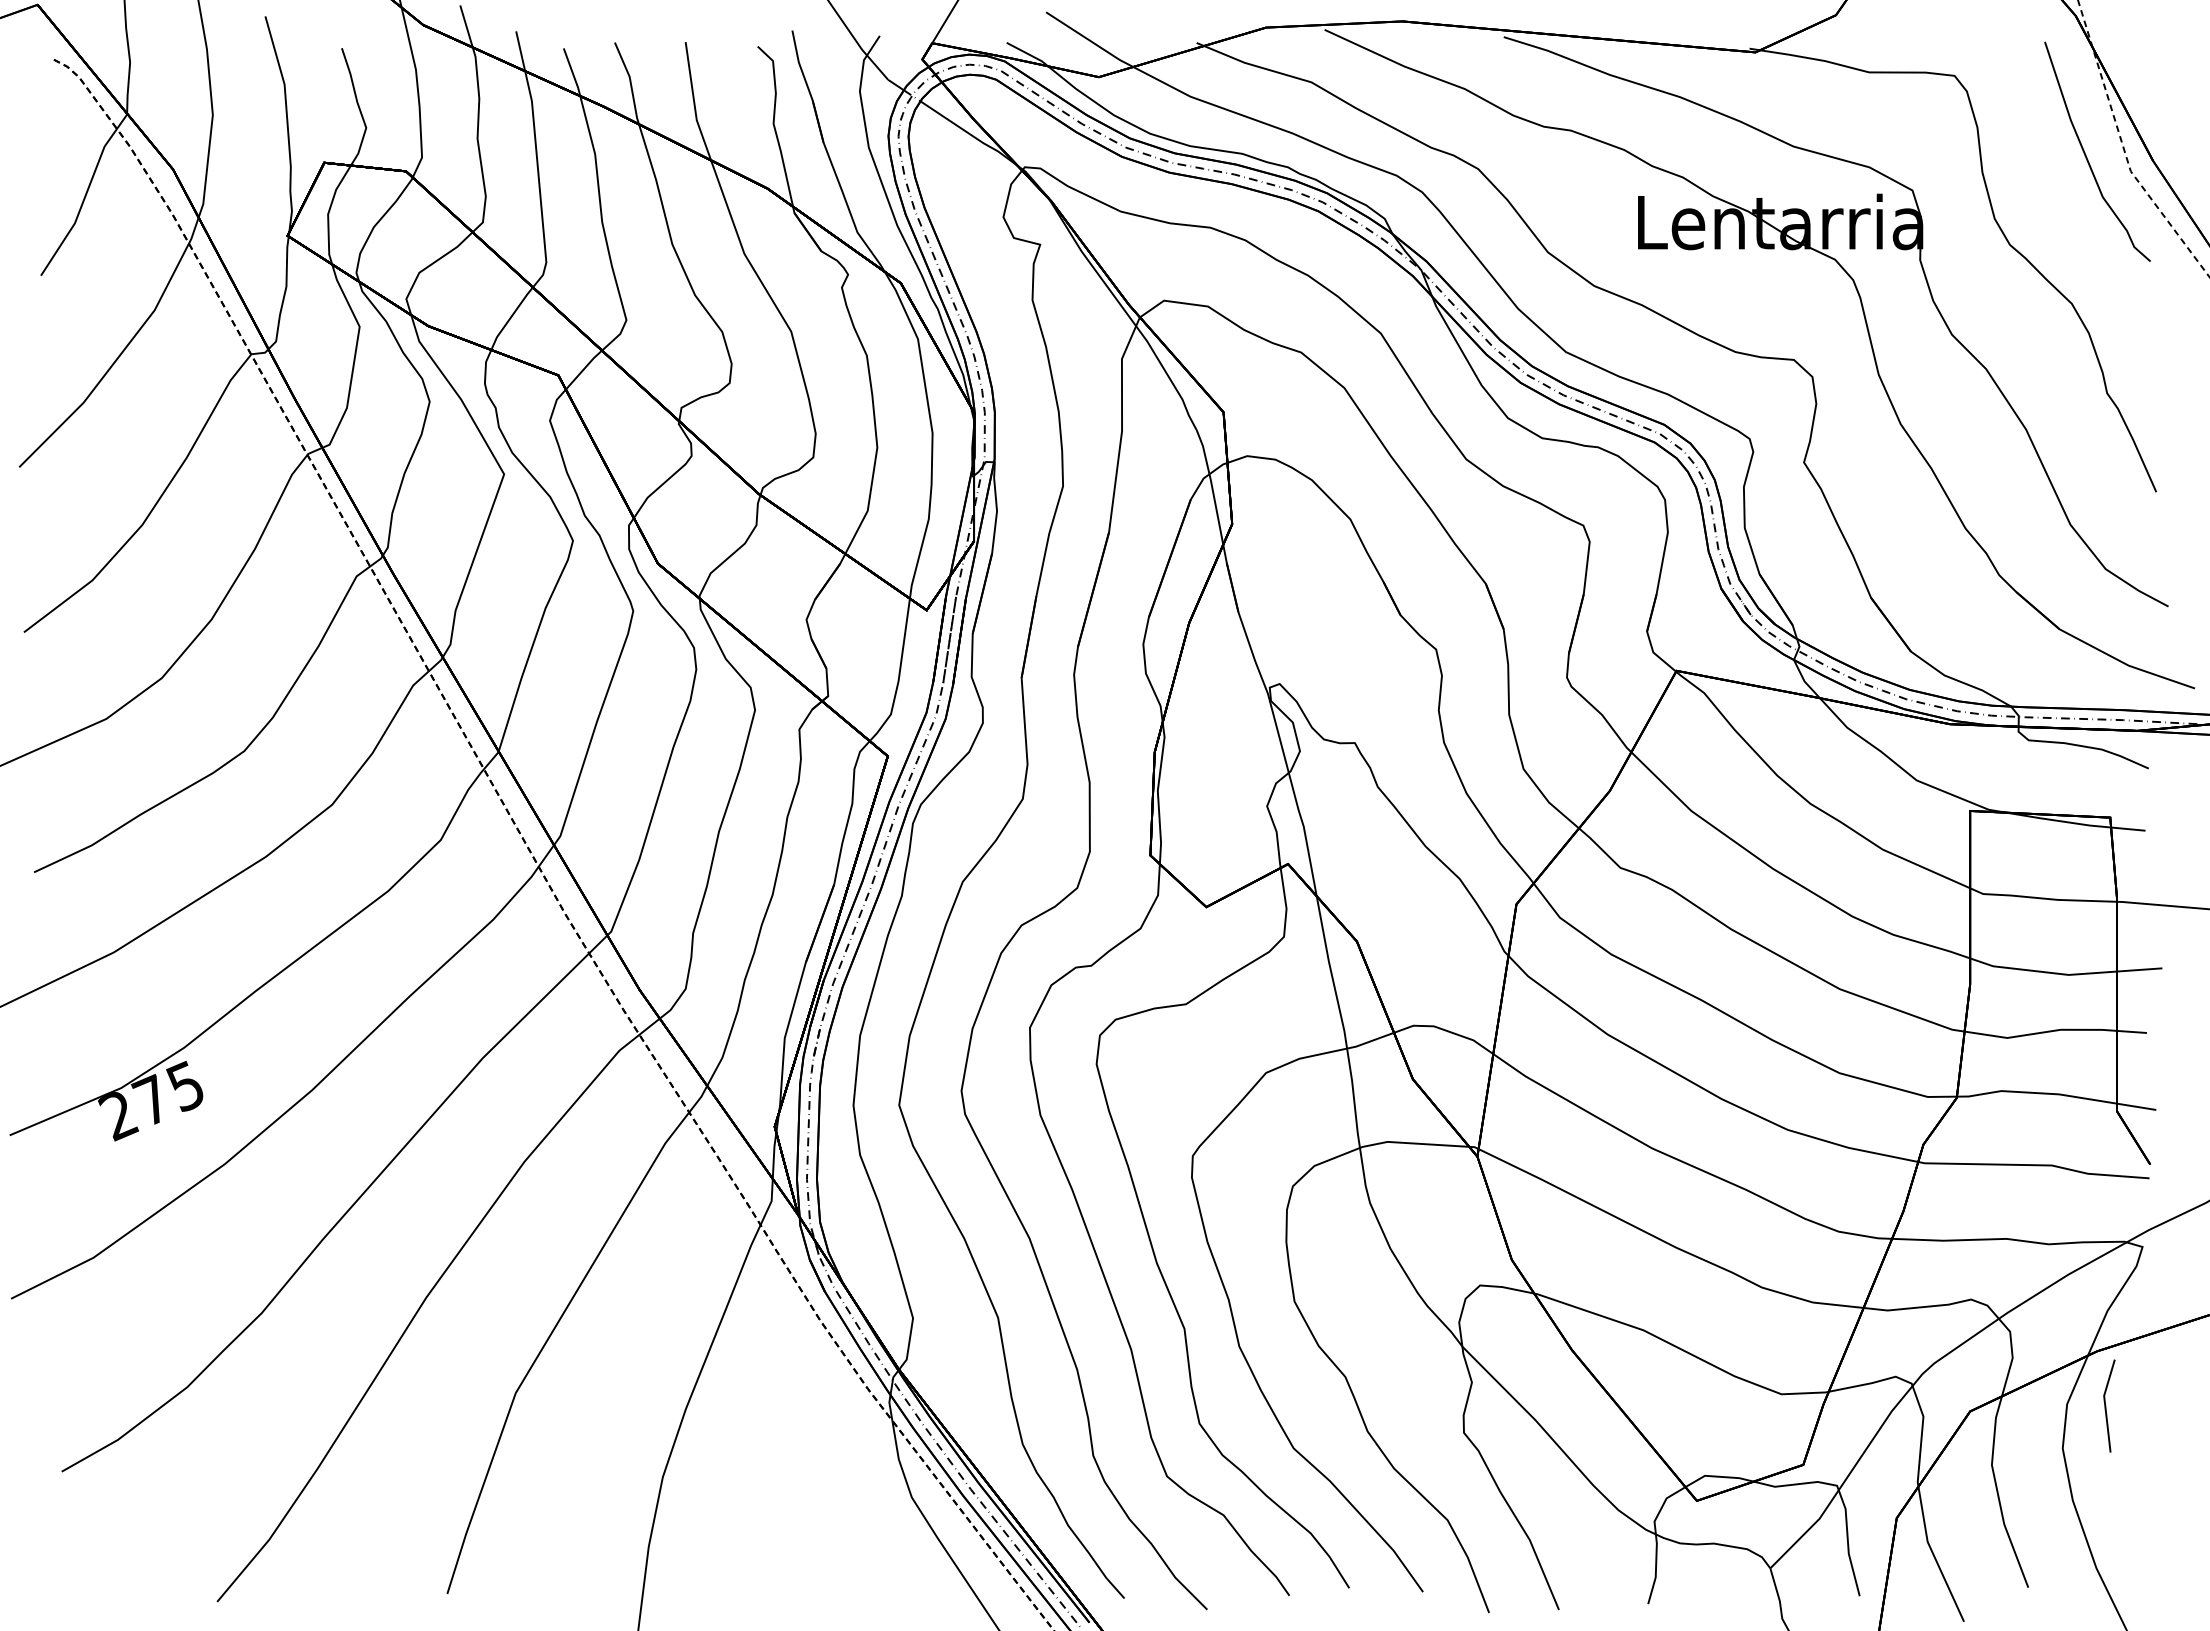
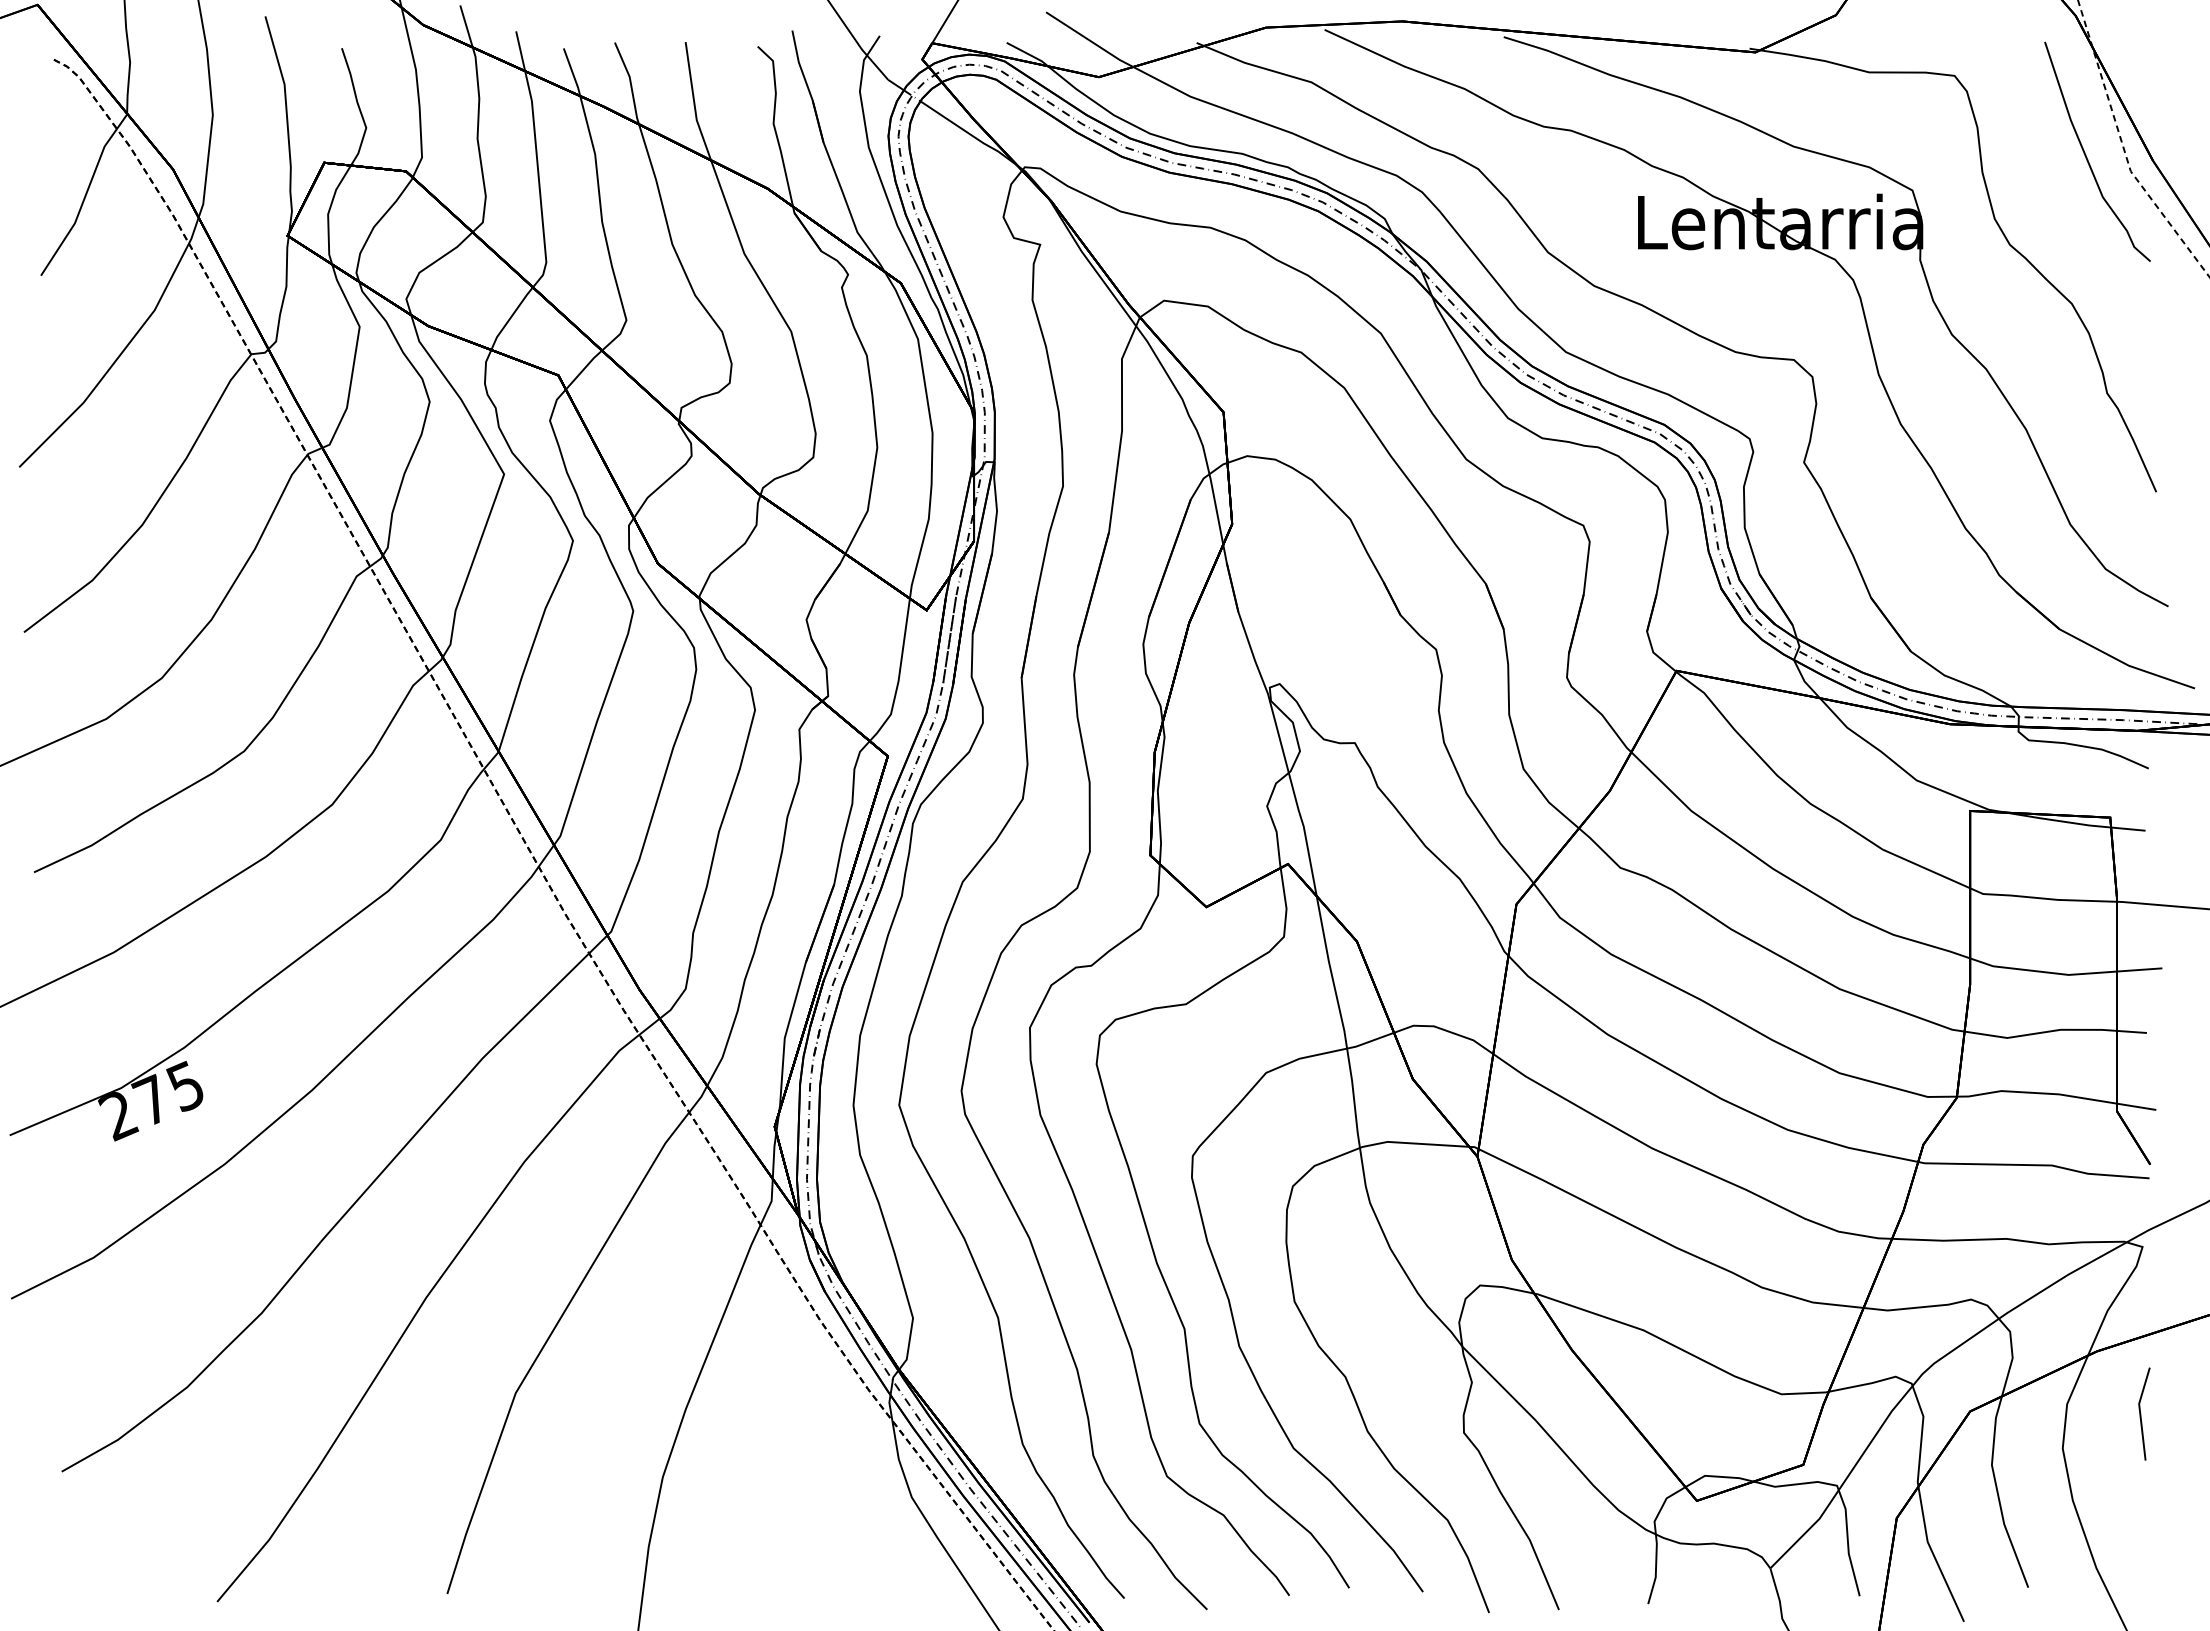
line position: (2106, 1405) -> (2141, 1413) (2141, 1413)
